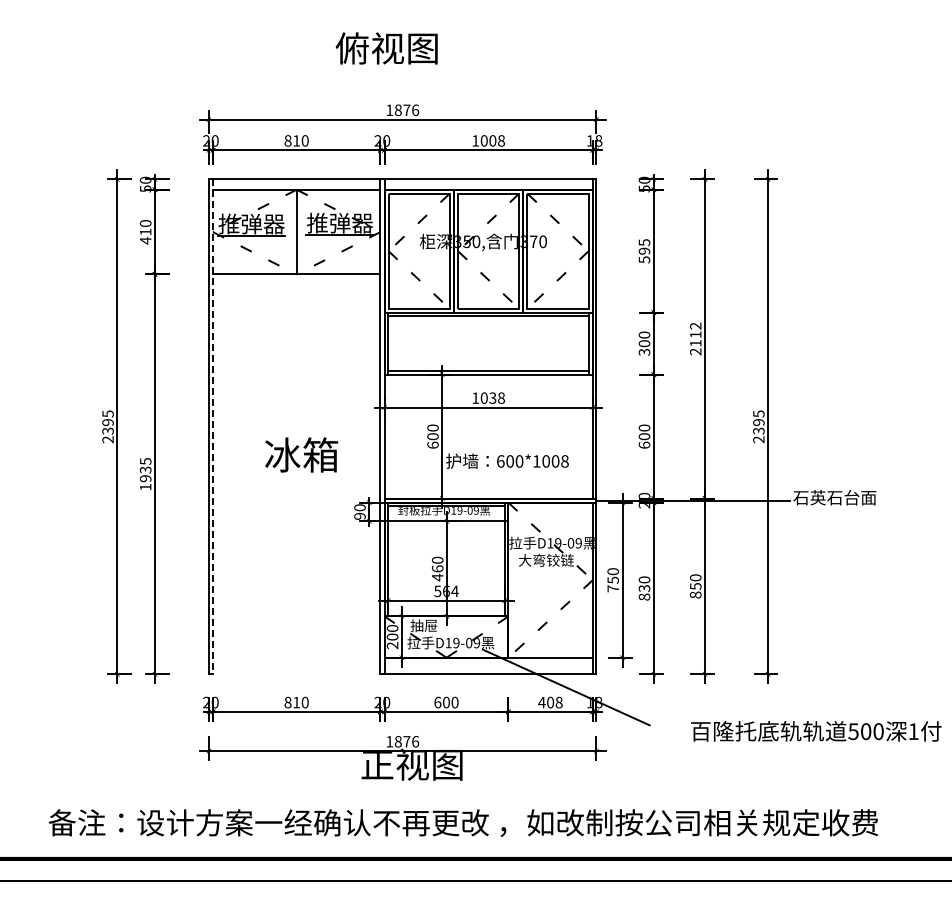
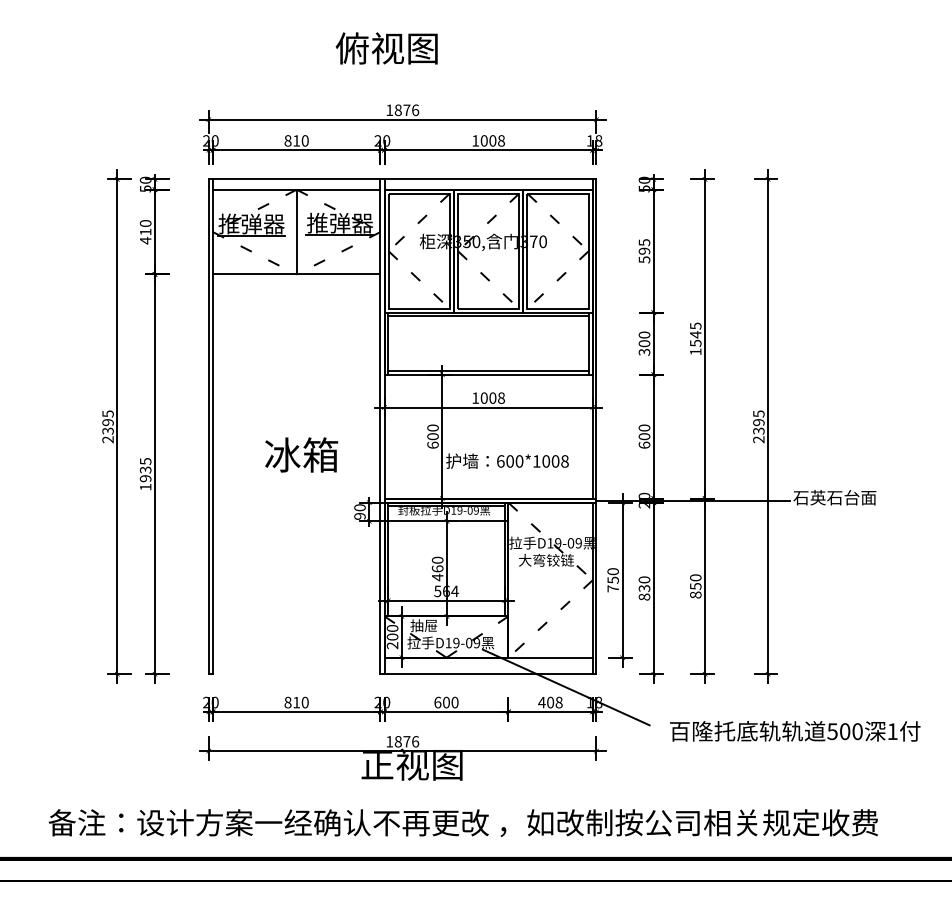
text: 2112 -> 1545 (695, 338)
text: 1038 -> 1008 (492, 397)
line: dashed -> solid (213, 427)
text position: (816, 731) -> (795, 731) (795, 731)
